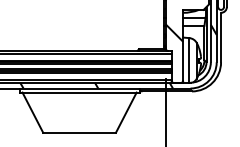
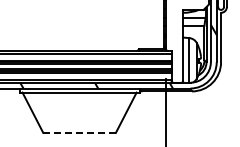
hatch: present -> none (174, 32)
line: solid -> dashed (80, 132)
